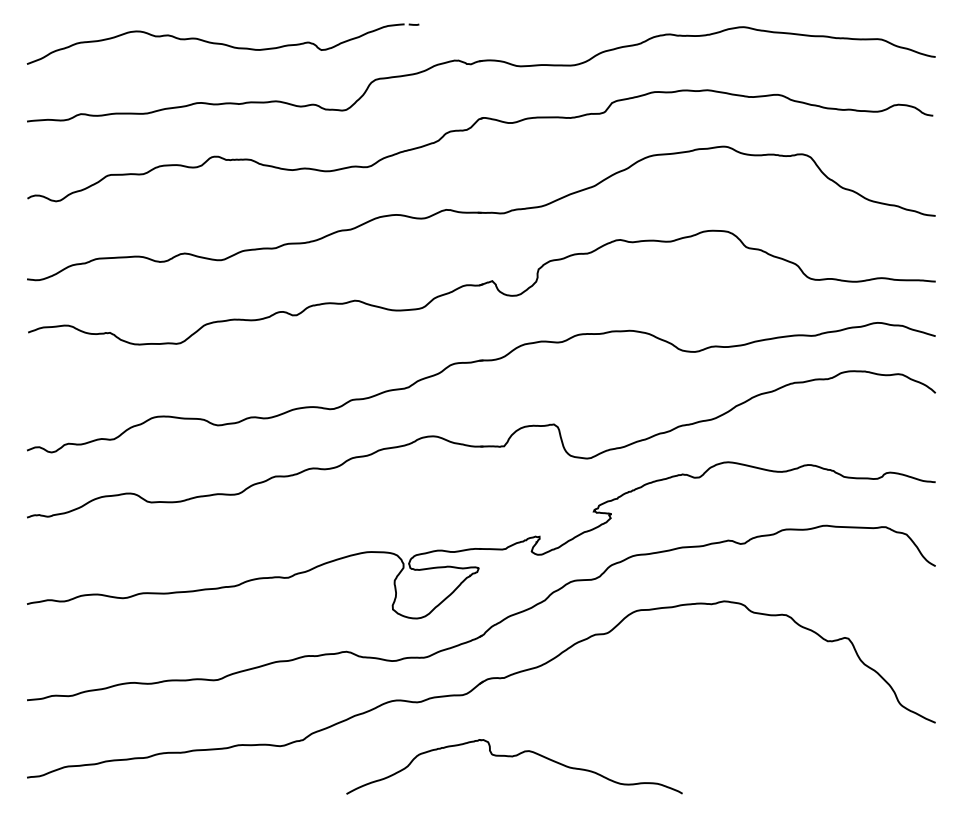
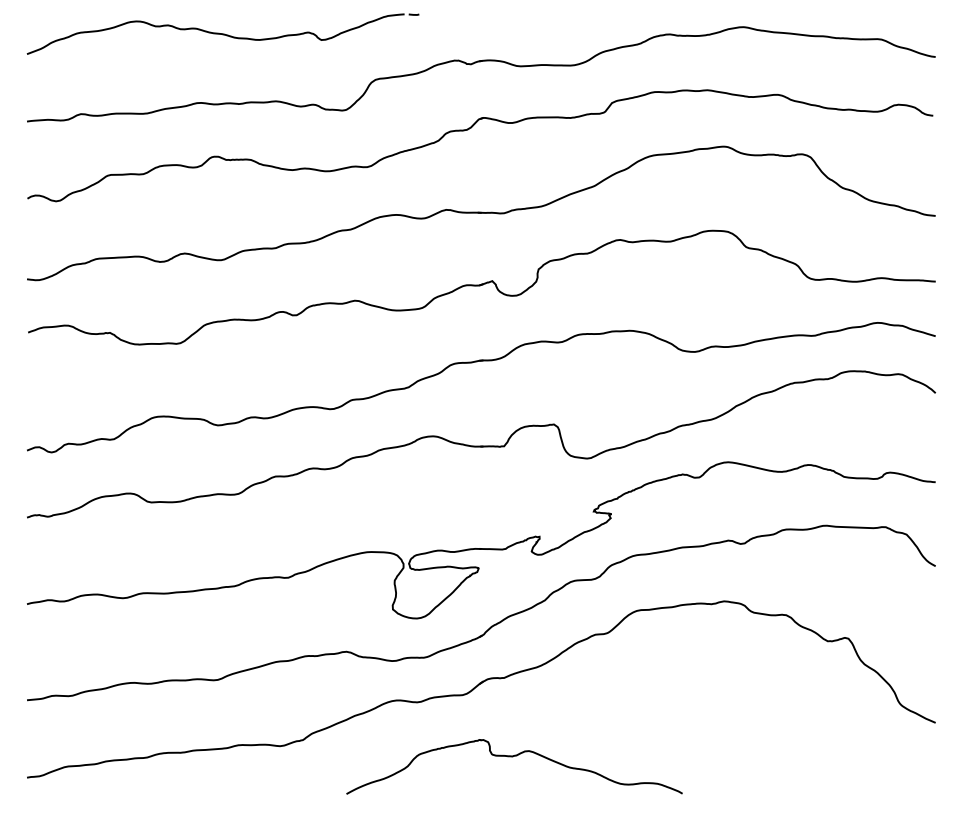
part position: (222, 43) -> (222, 33) (222, 33)
